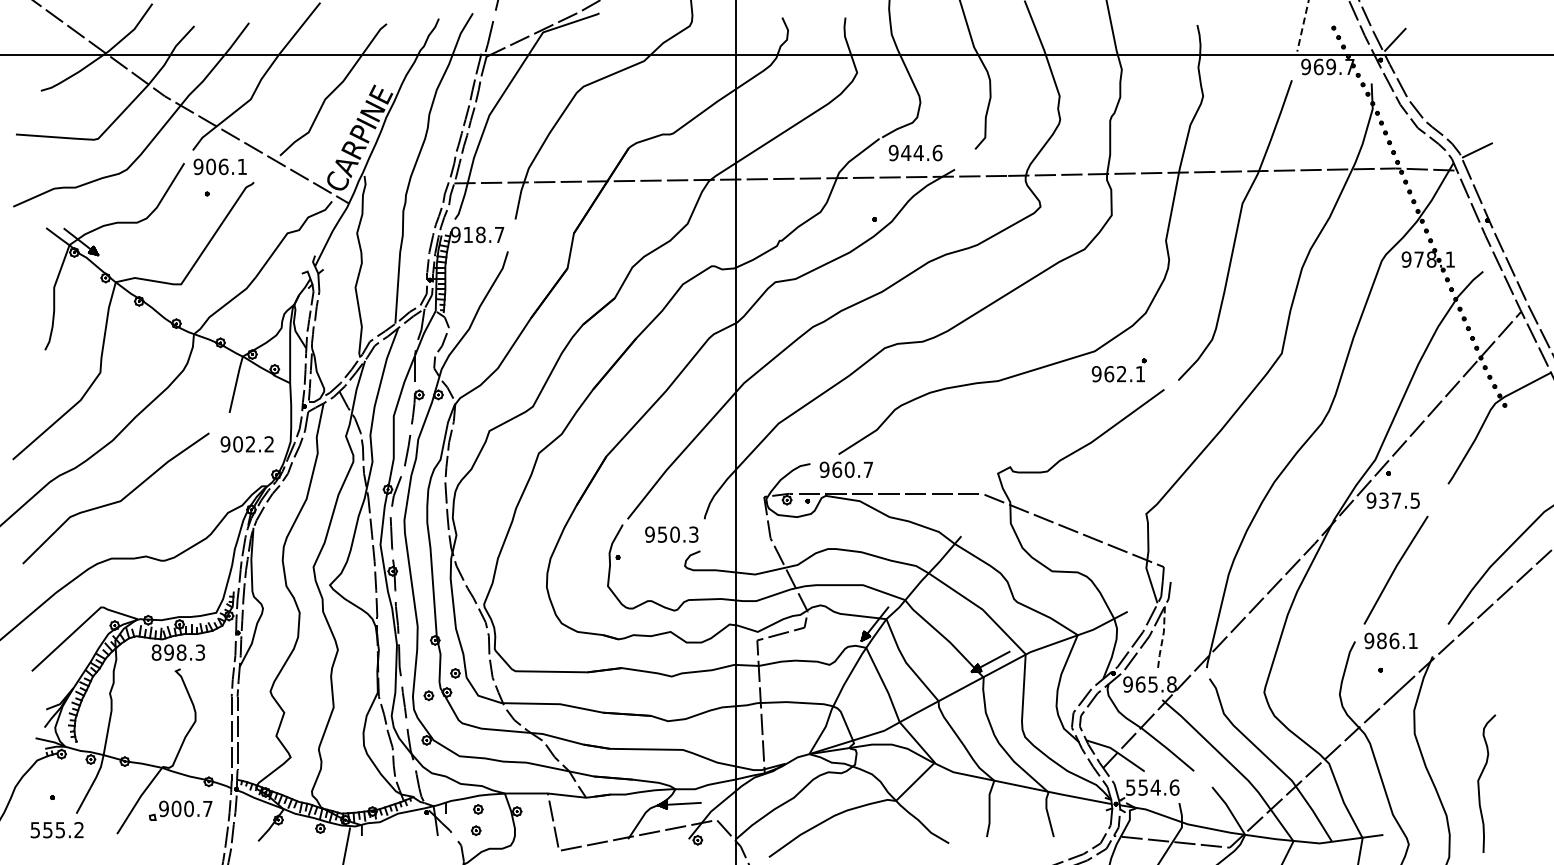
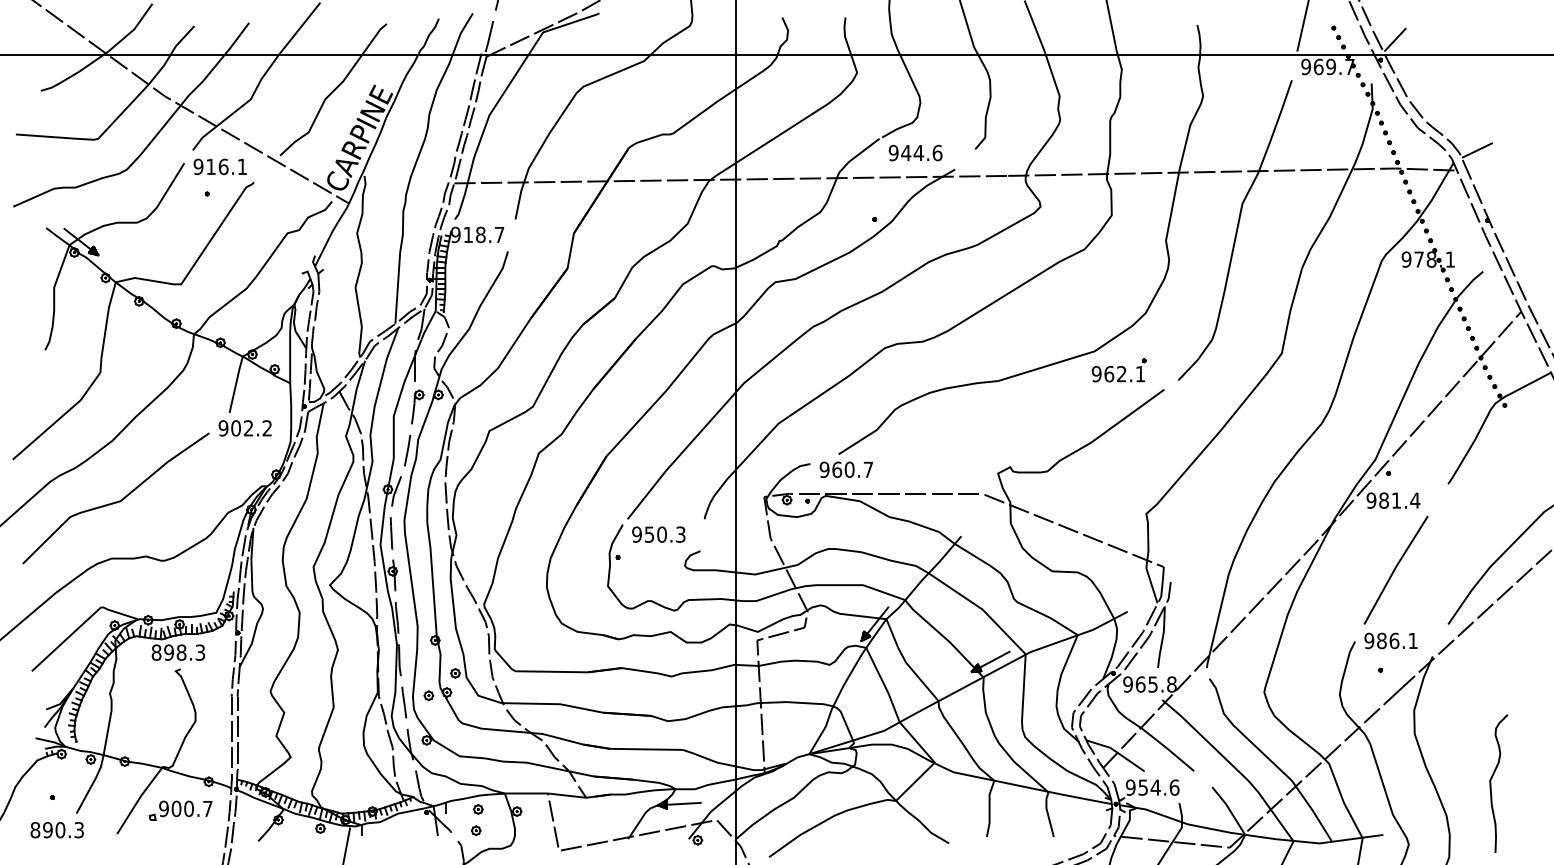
line: dashed -> solid (1302, 26)
text: 906.1 -> 916.1 (210, 166)
text position: (246, 444) -> (244, 428) (244, 428)
text: 937.5 -> 981.4 (1399, 500)
text position: (671, 534) -> (658, 534) (658, 534)
line: dashed -> solid (1162, 637)
curve position: (1479, 783) -> (1491, 783) (1491, 783)
text: 554.6 -> 954.6 (1130, 787)
text: 555.2 -> 890.3 (56, 830)
